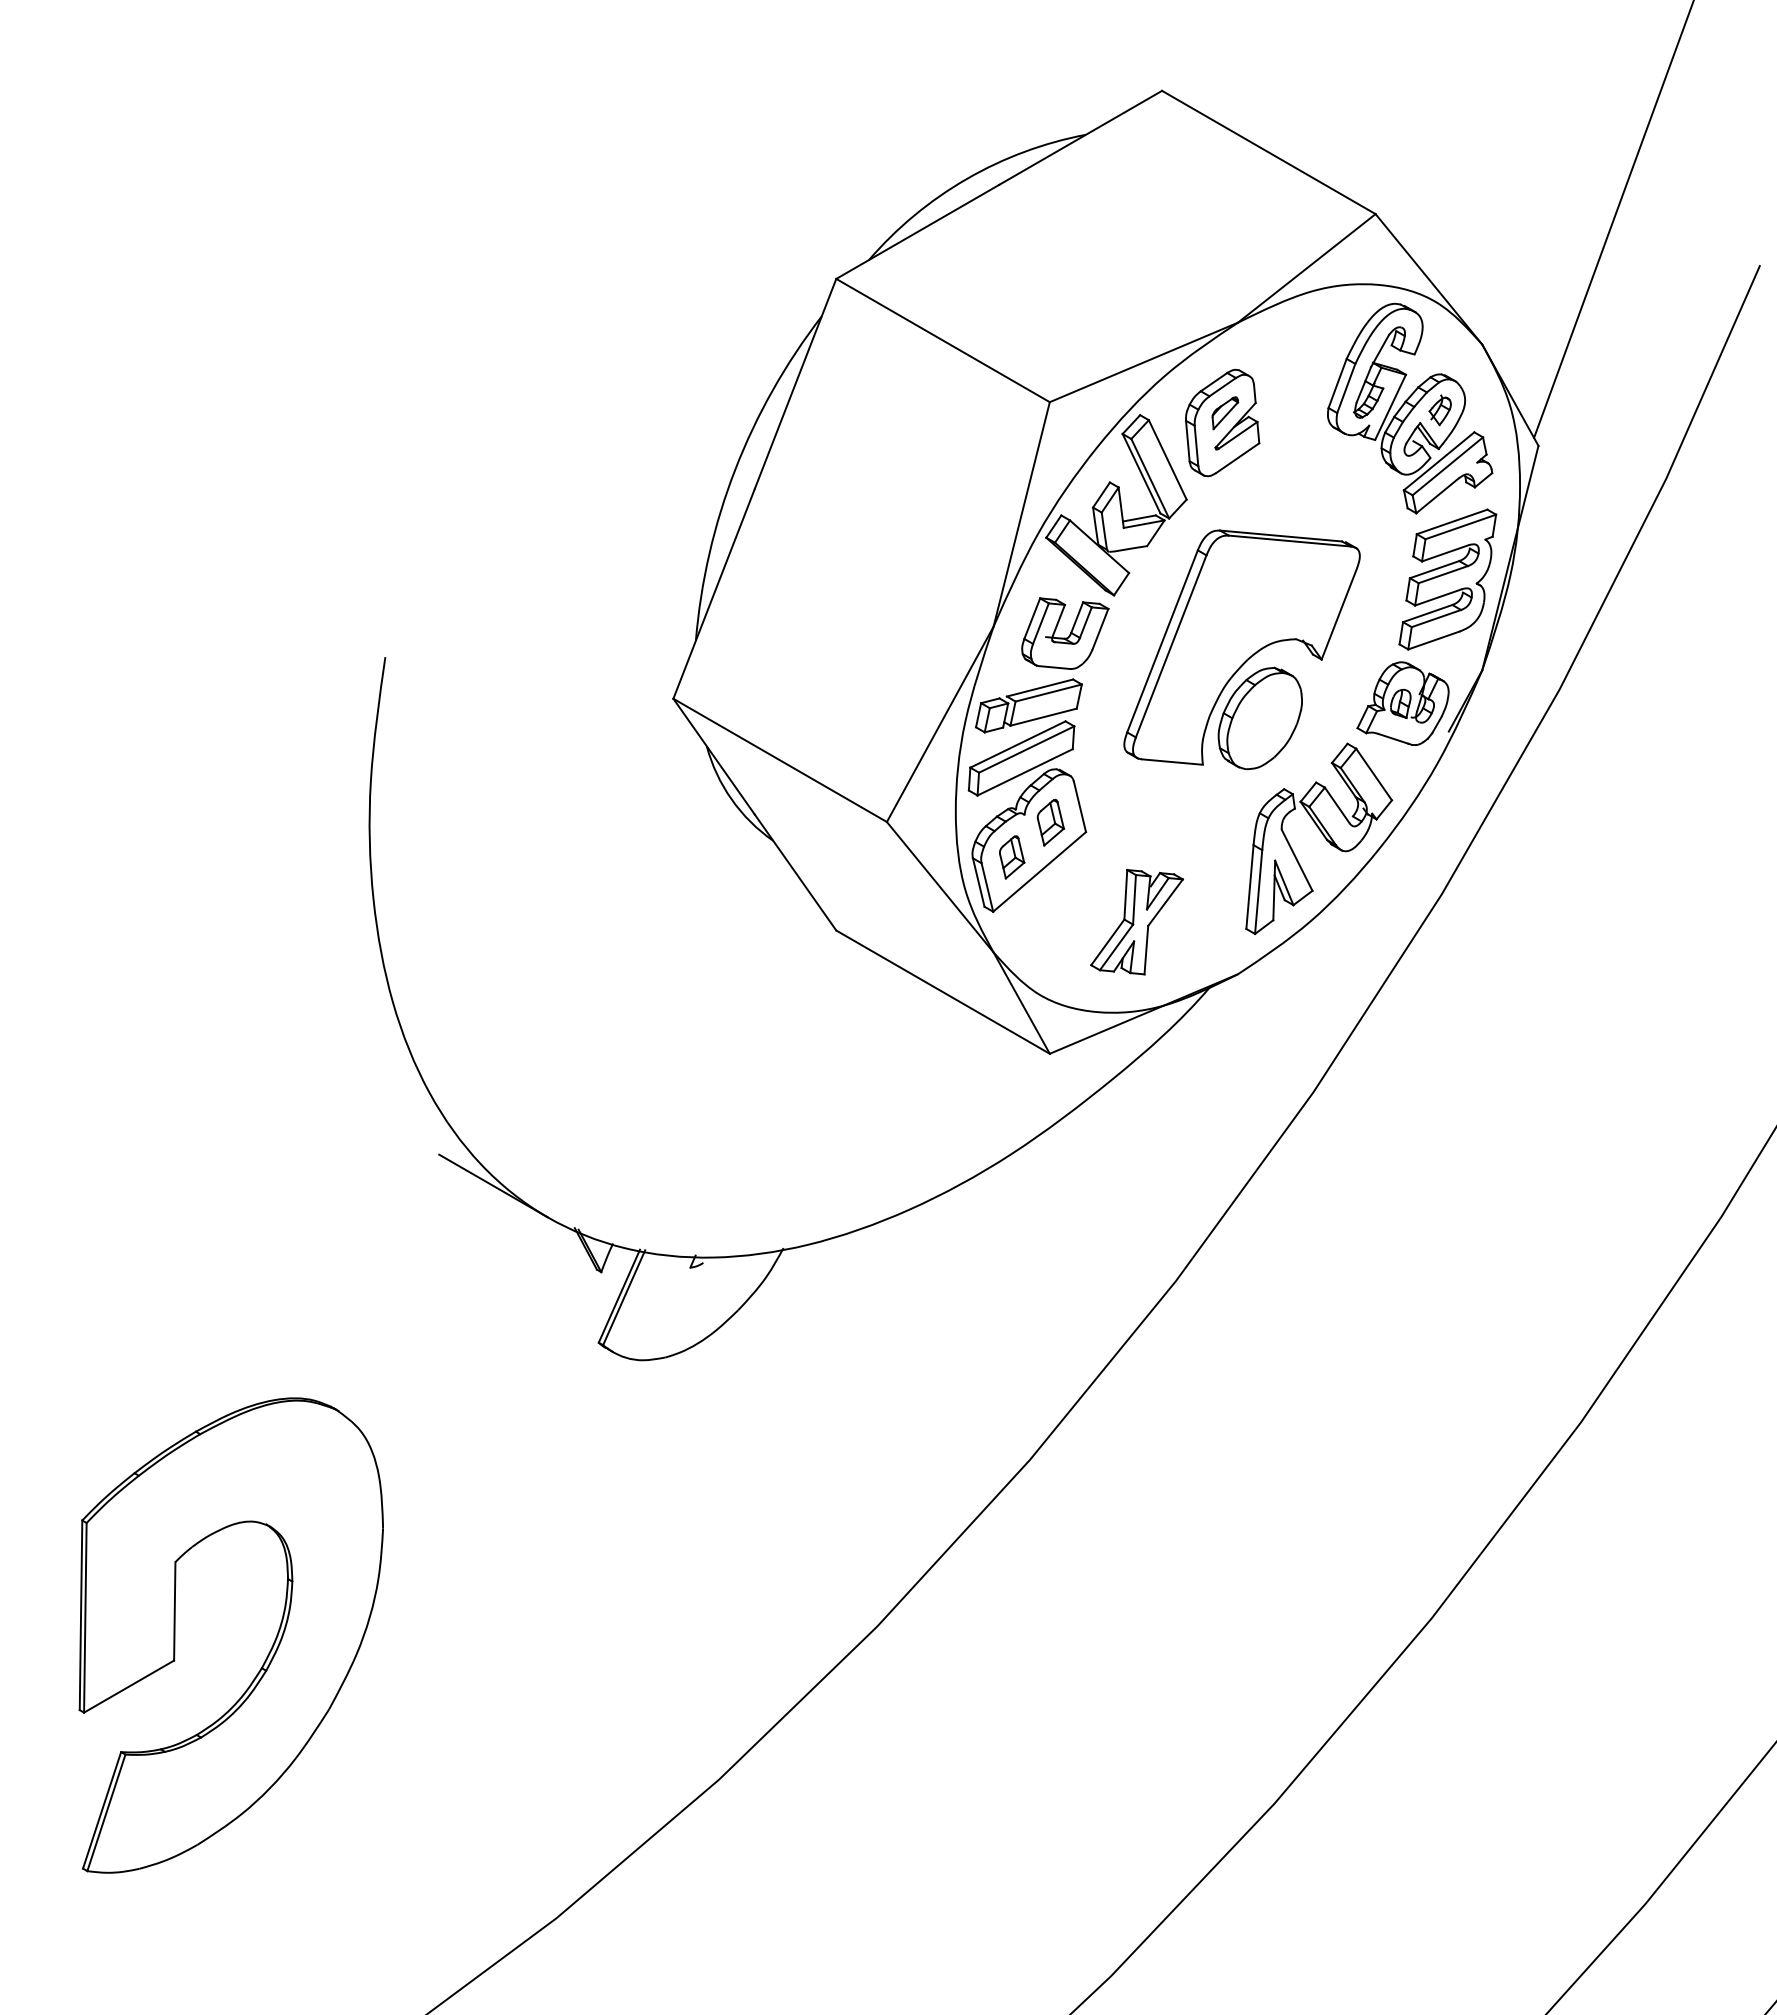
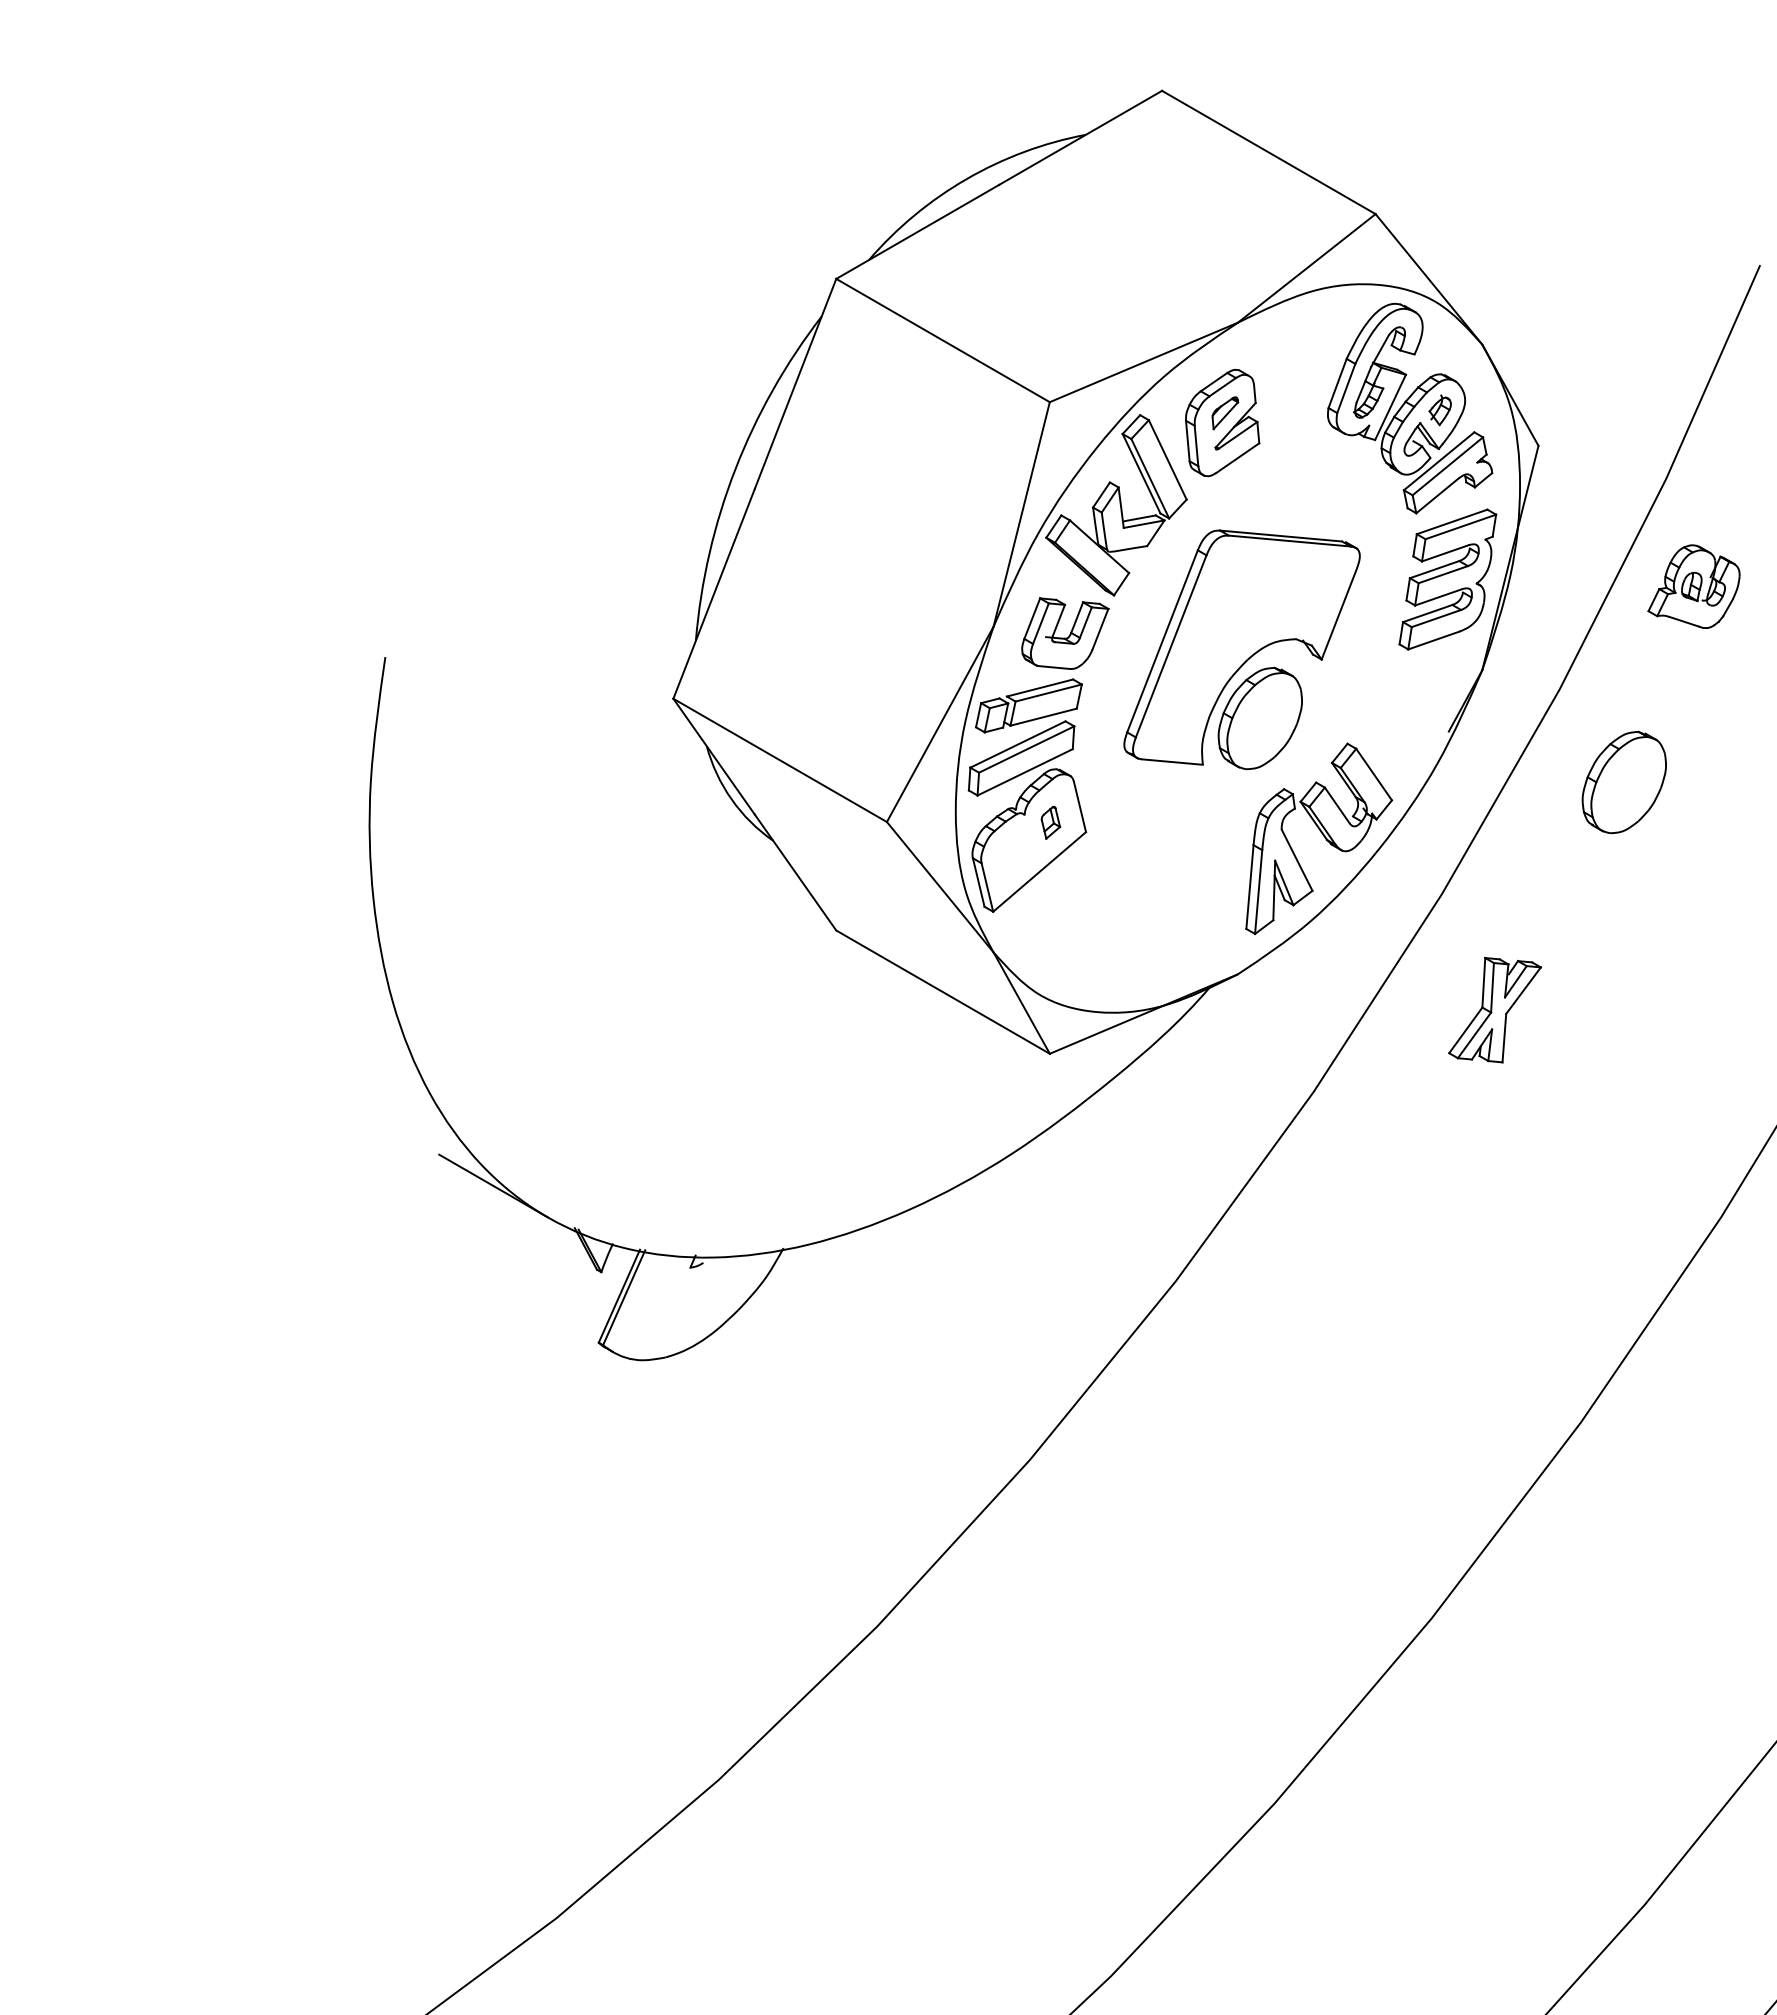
line: present -> none (1613, 219)
part position: (1402, 703) -> (1693, 586) (1693, 586)
part: none -> present (1623, 782)
part size: 30x48 px -> 22x34 px (1050, 822)
part: present -> none (1012, 857)
part position: (1136, 922) -> (1494, 1010) (1494, 1010)
part: present -> none (267, 1654)
